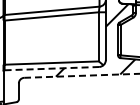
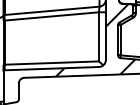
line: dashed -> solid (52, 68)
line: dashed -> solid (81, 75)
